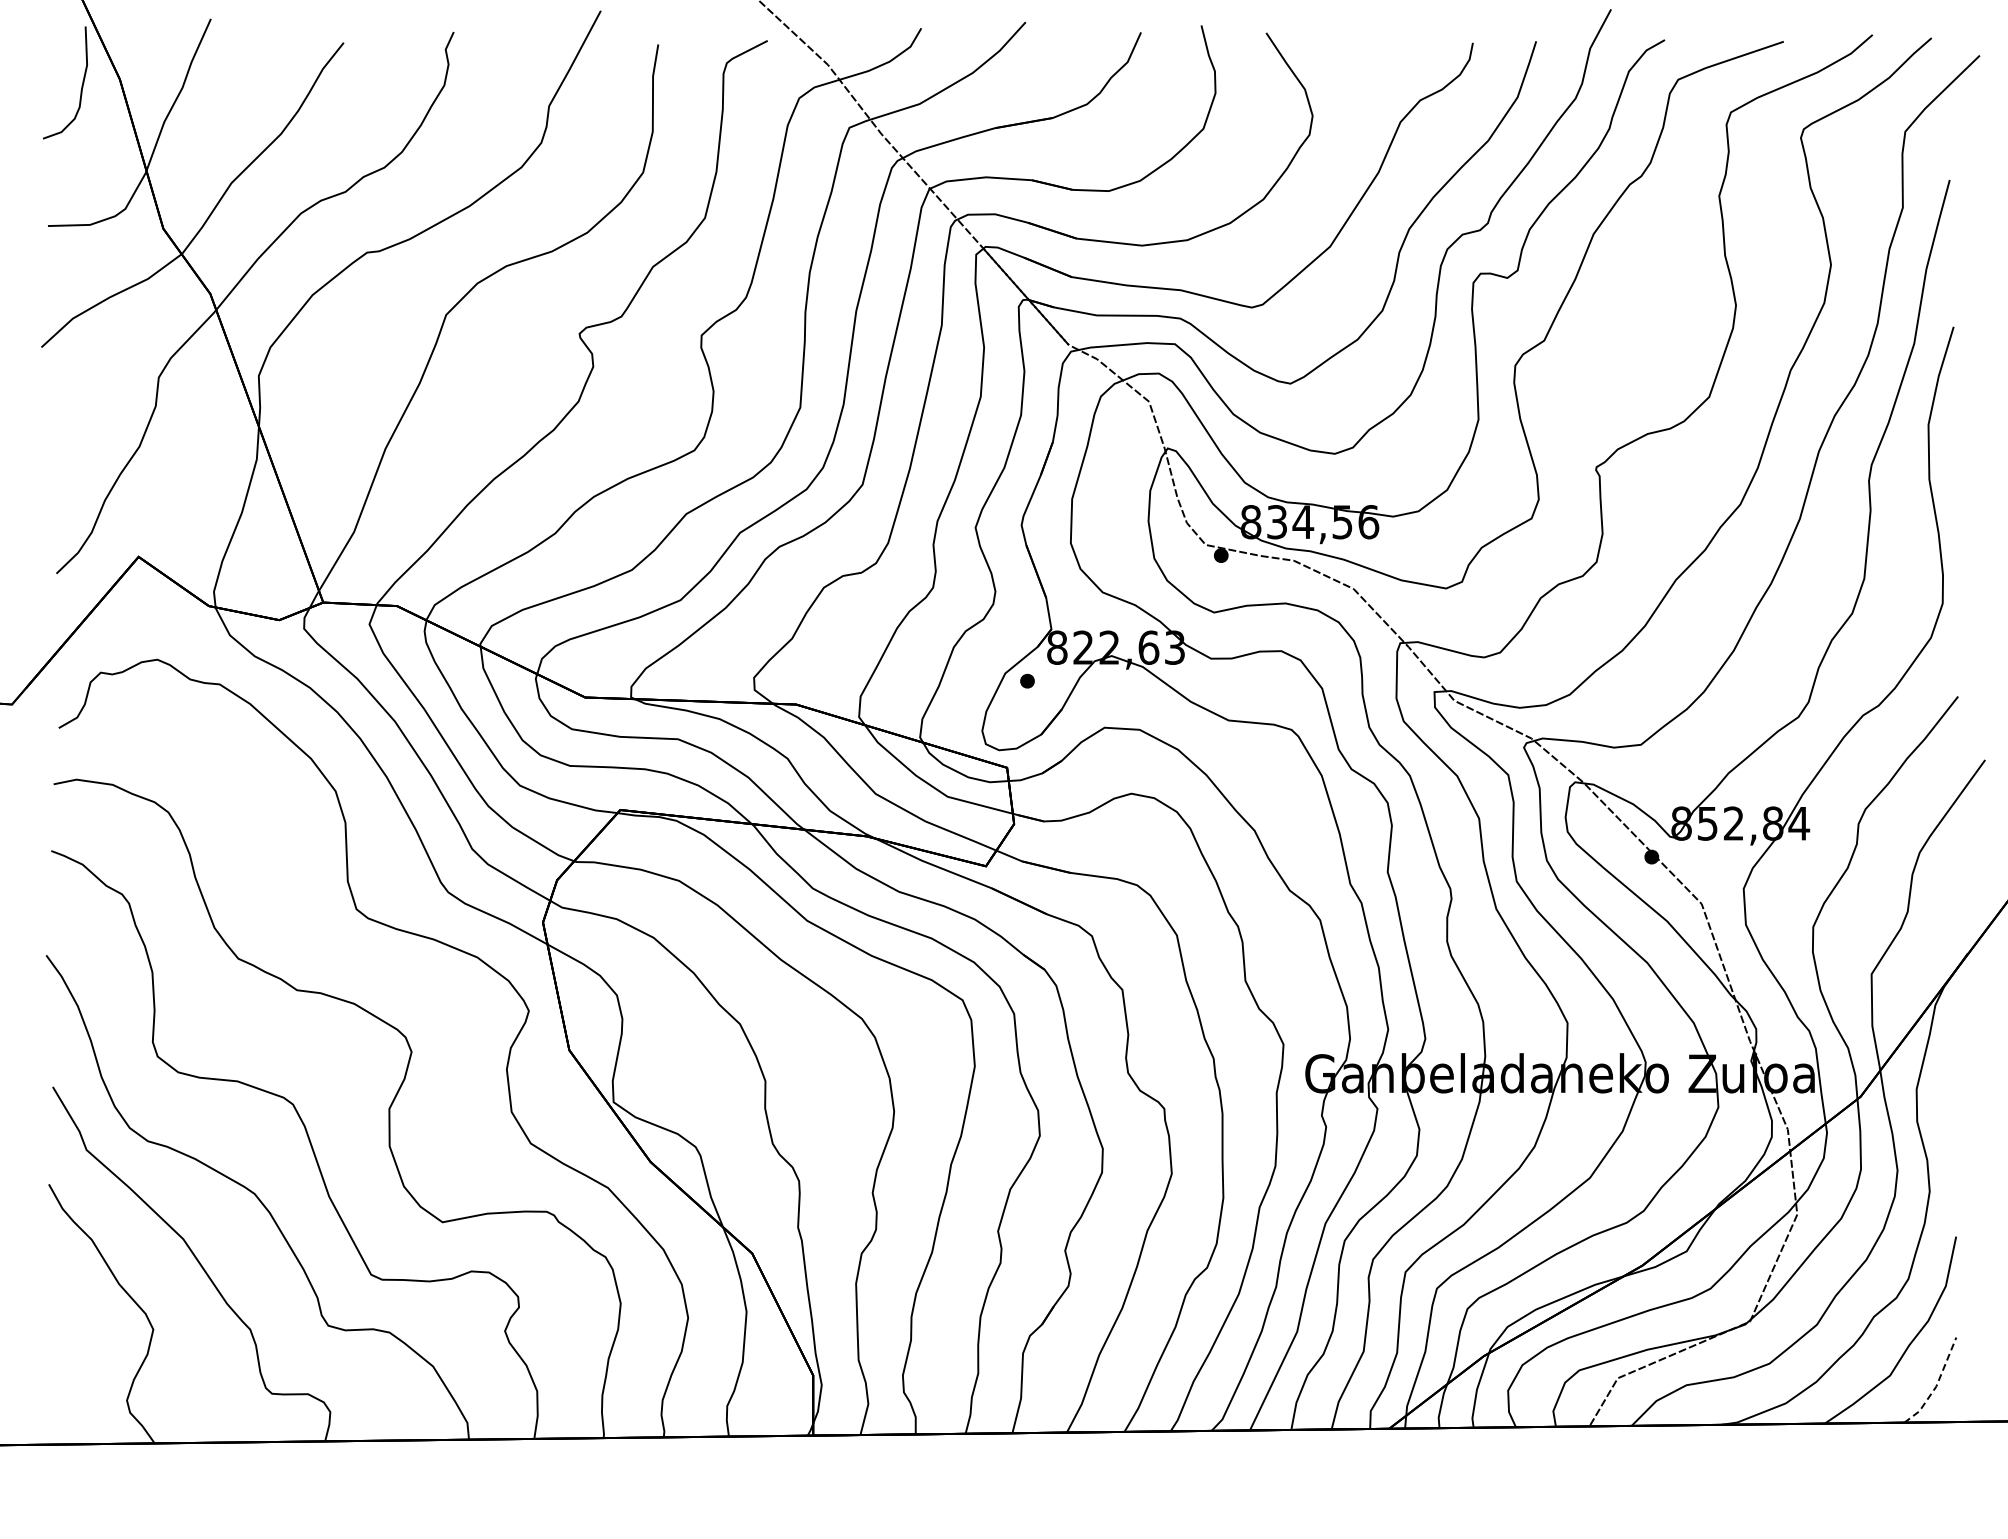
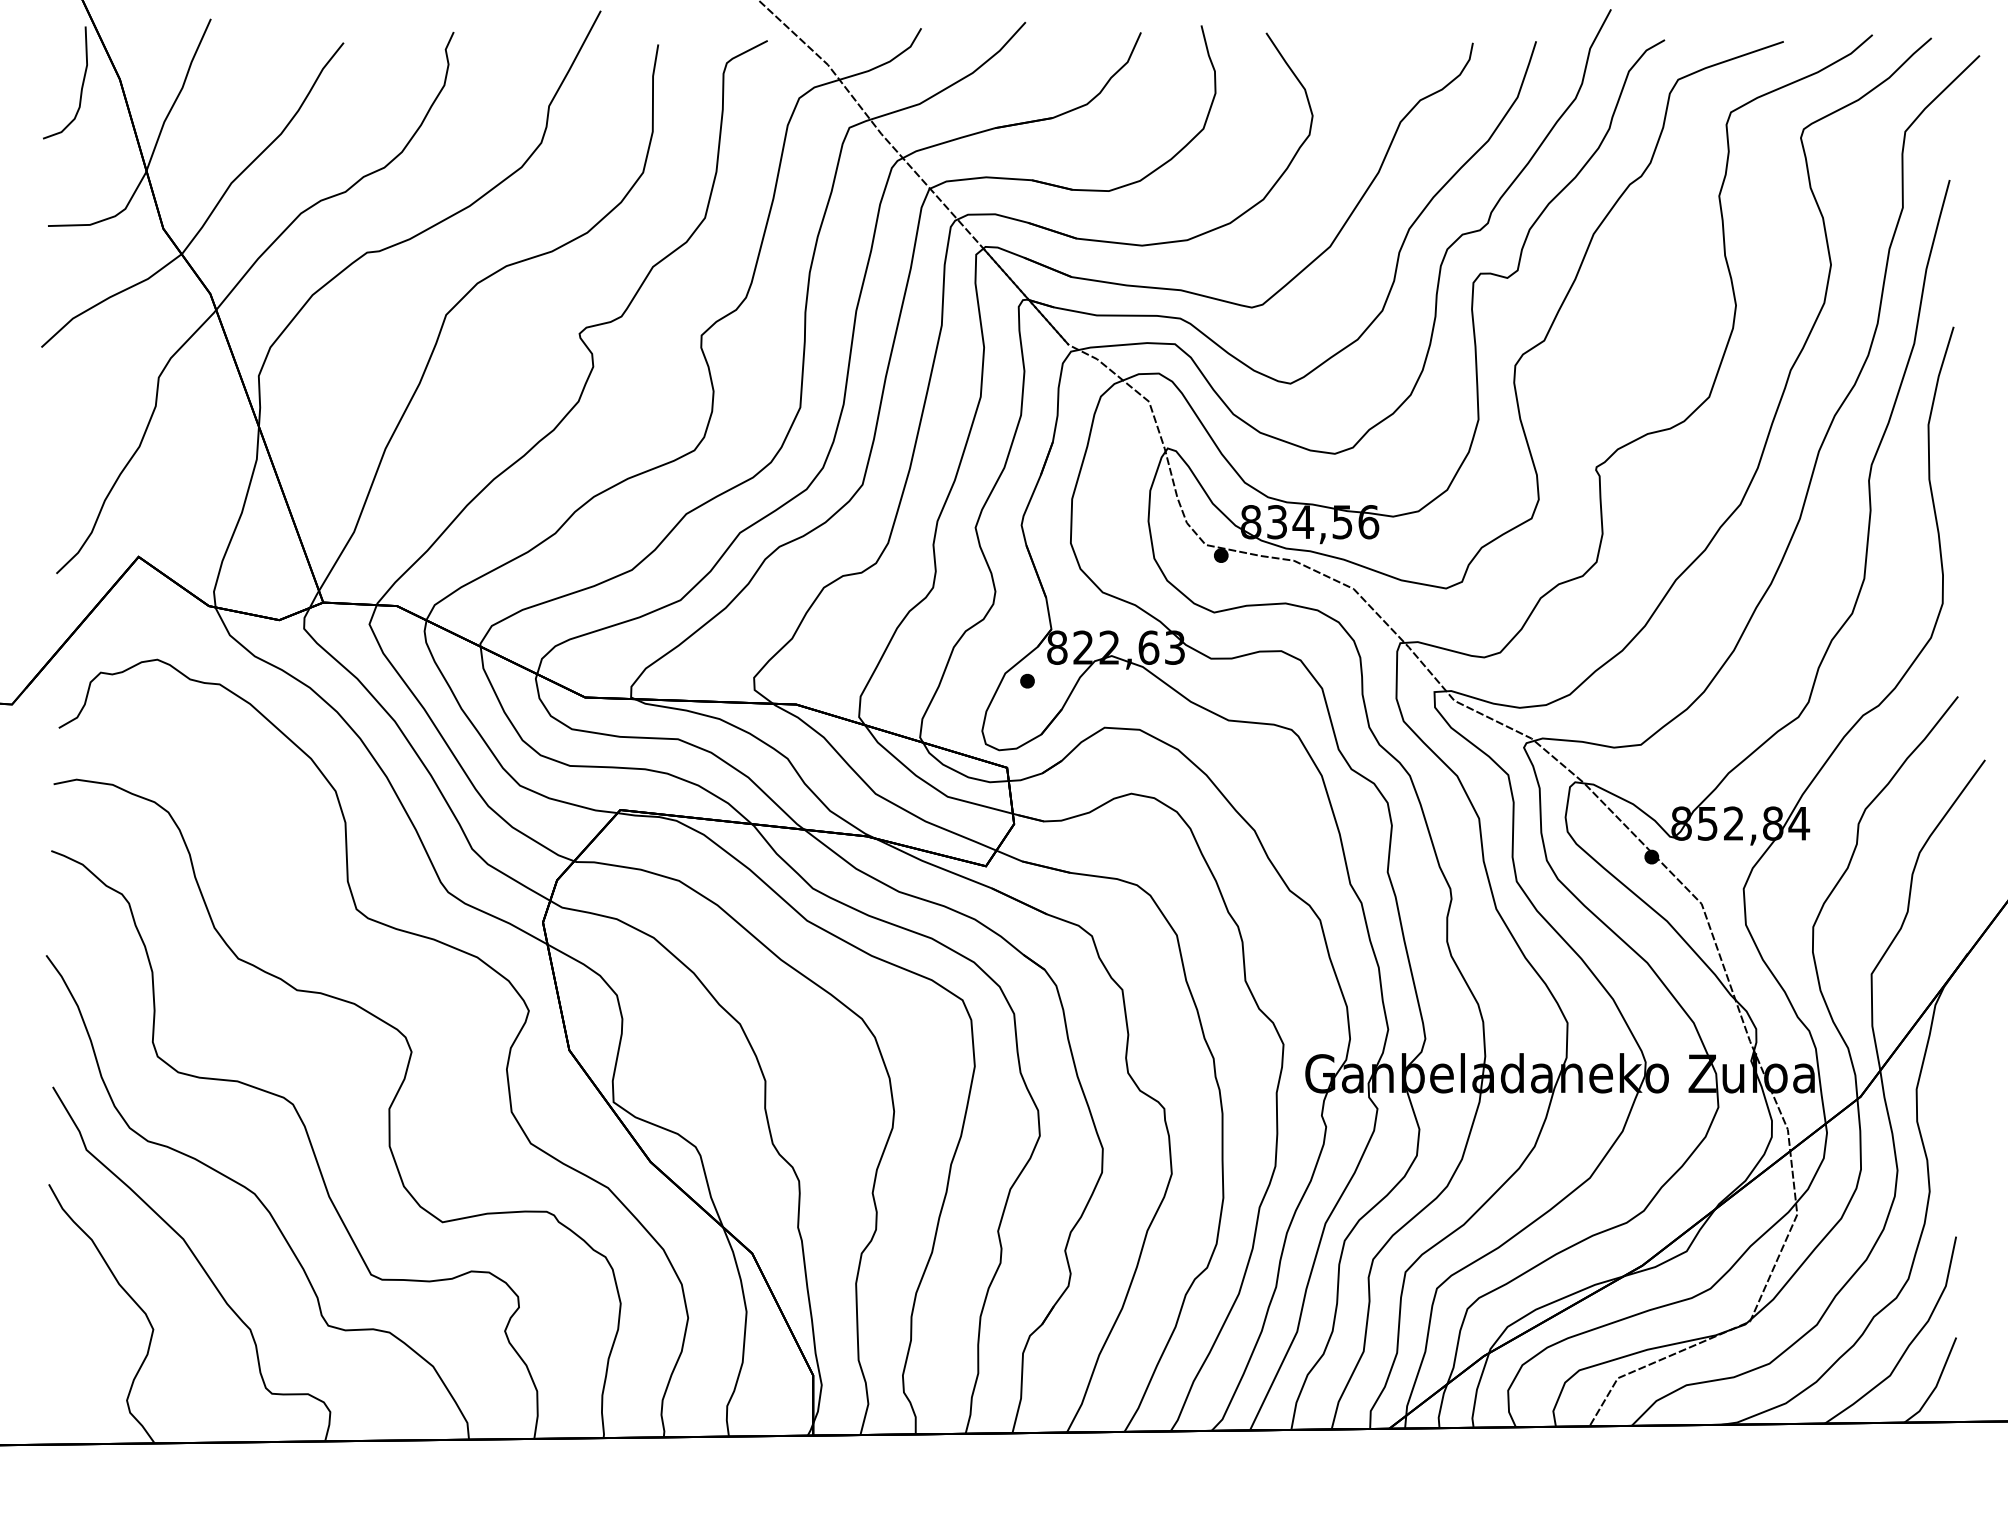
line: dashed -> solid (1937, 1384)
